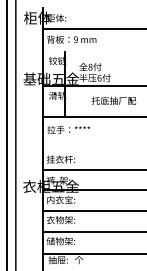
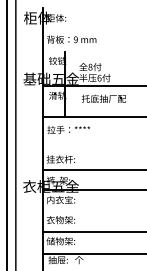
line: present -> none (92, 29)
text position: (113, 100) -> (103, 98) (103, 98)
line: present -> none (92, 210)
